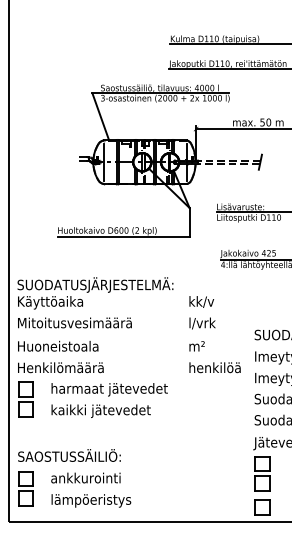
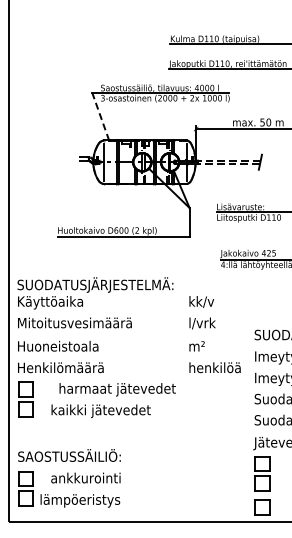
line: solid -> dashed (100, 116)
text position: (109, 389) -> (117, 389) (117, 389)
text position: (91, 500) -> (80, 500) (80, 500)
